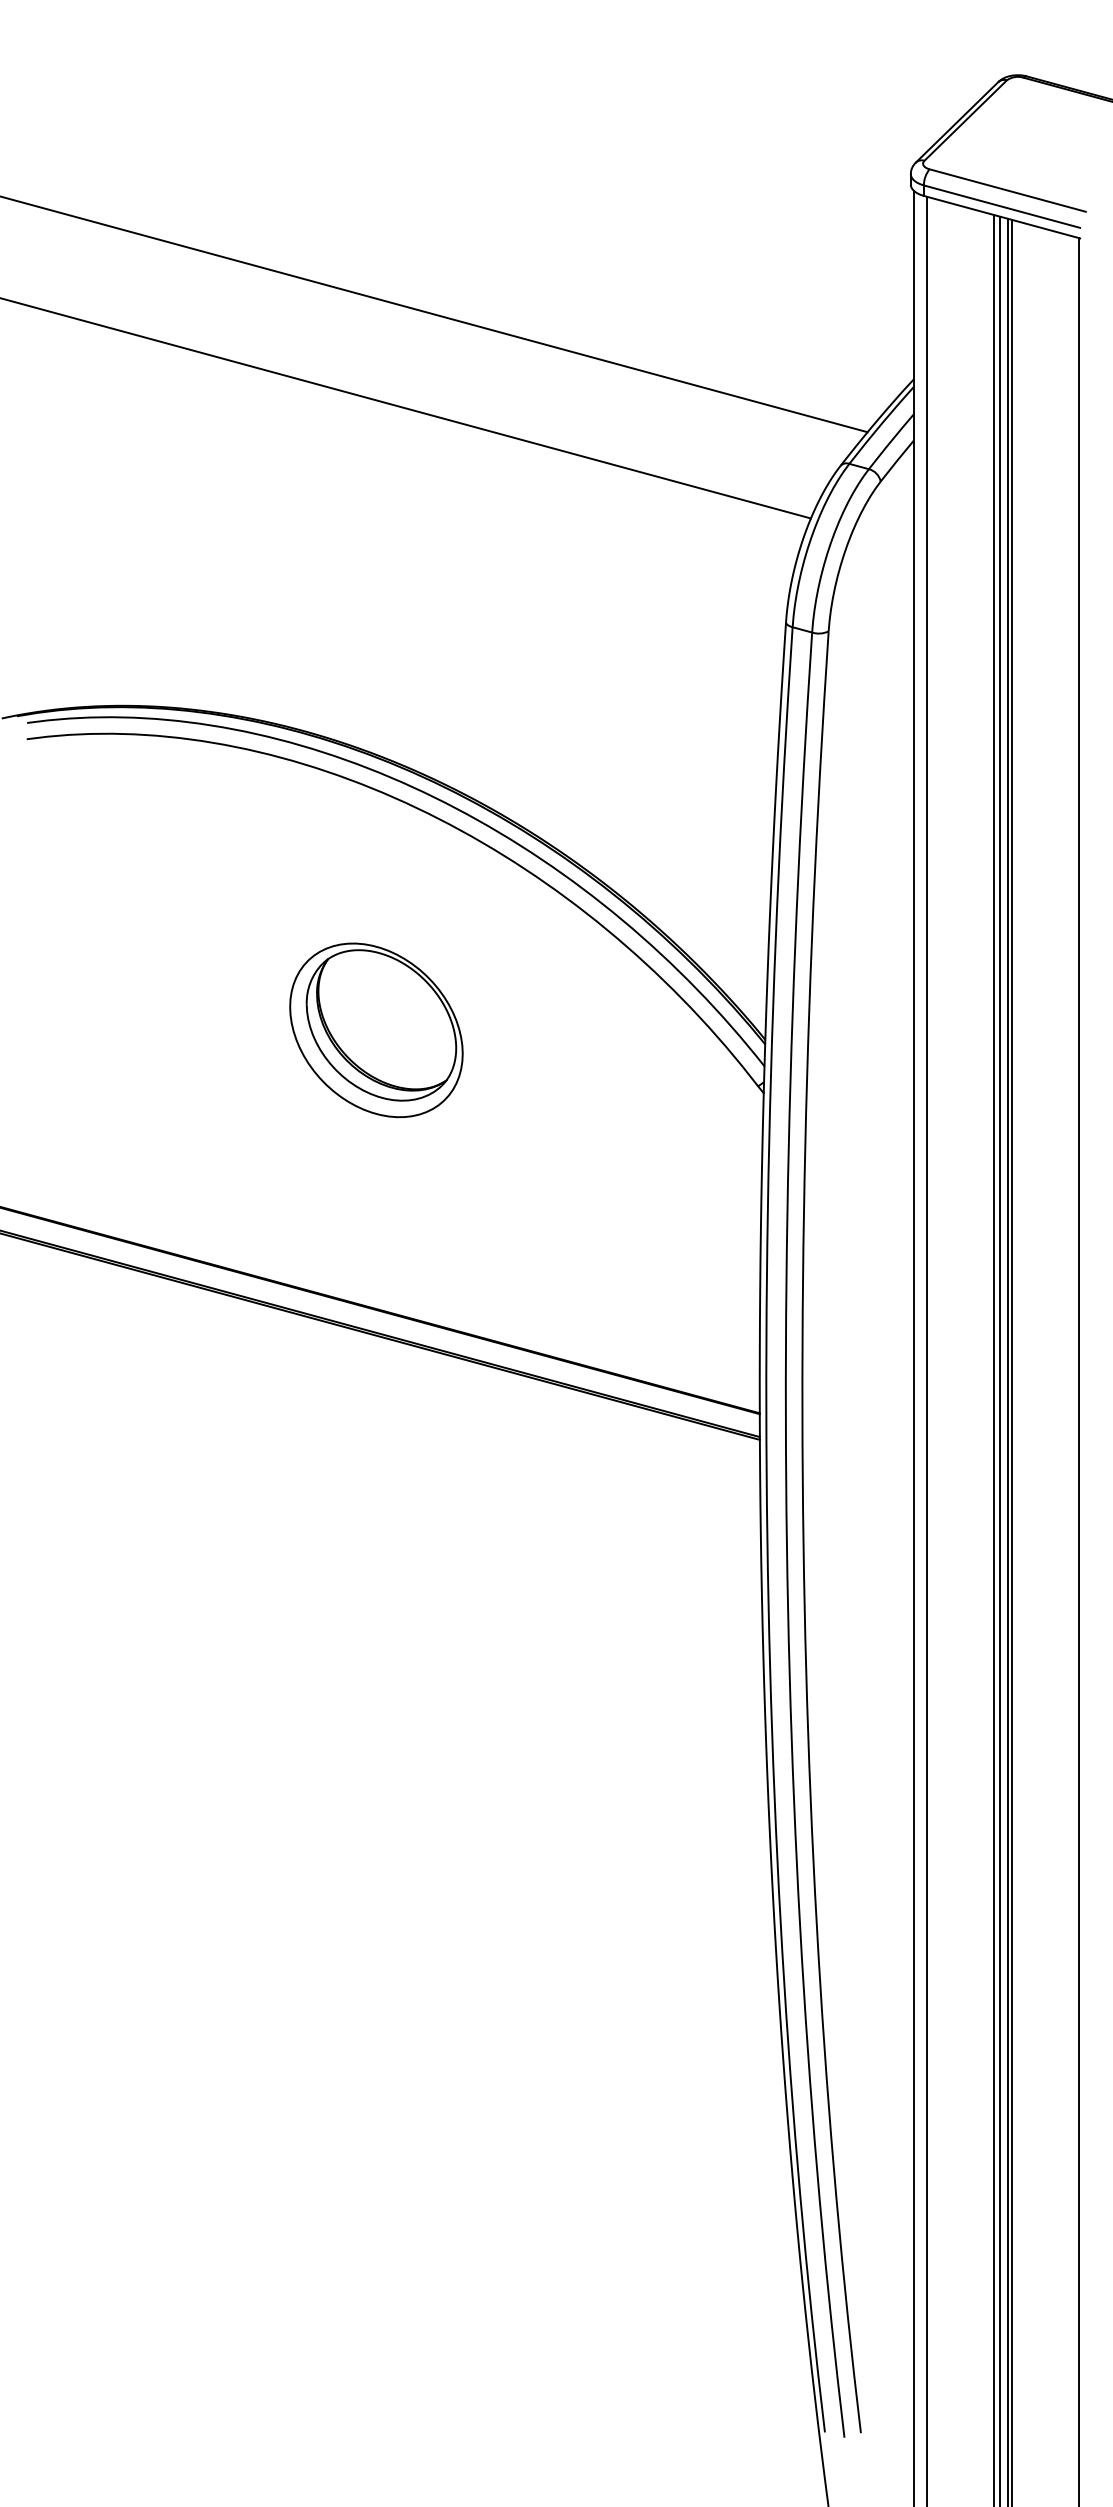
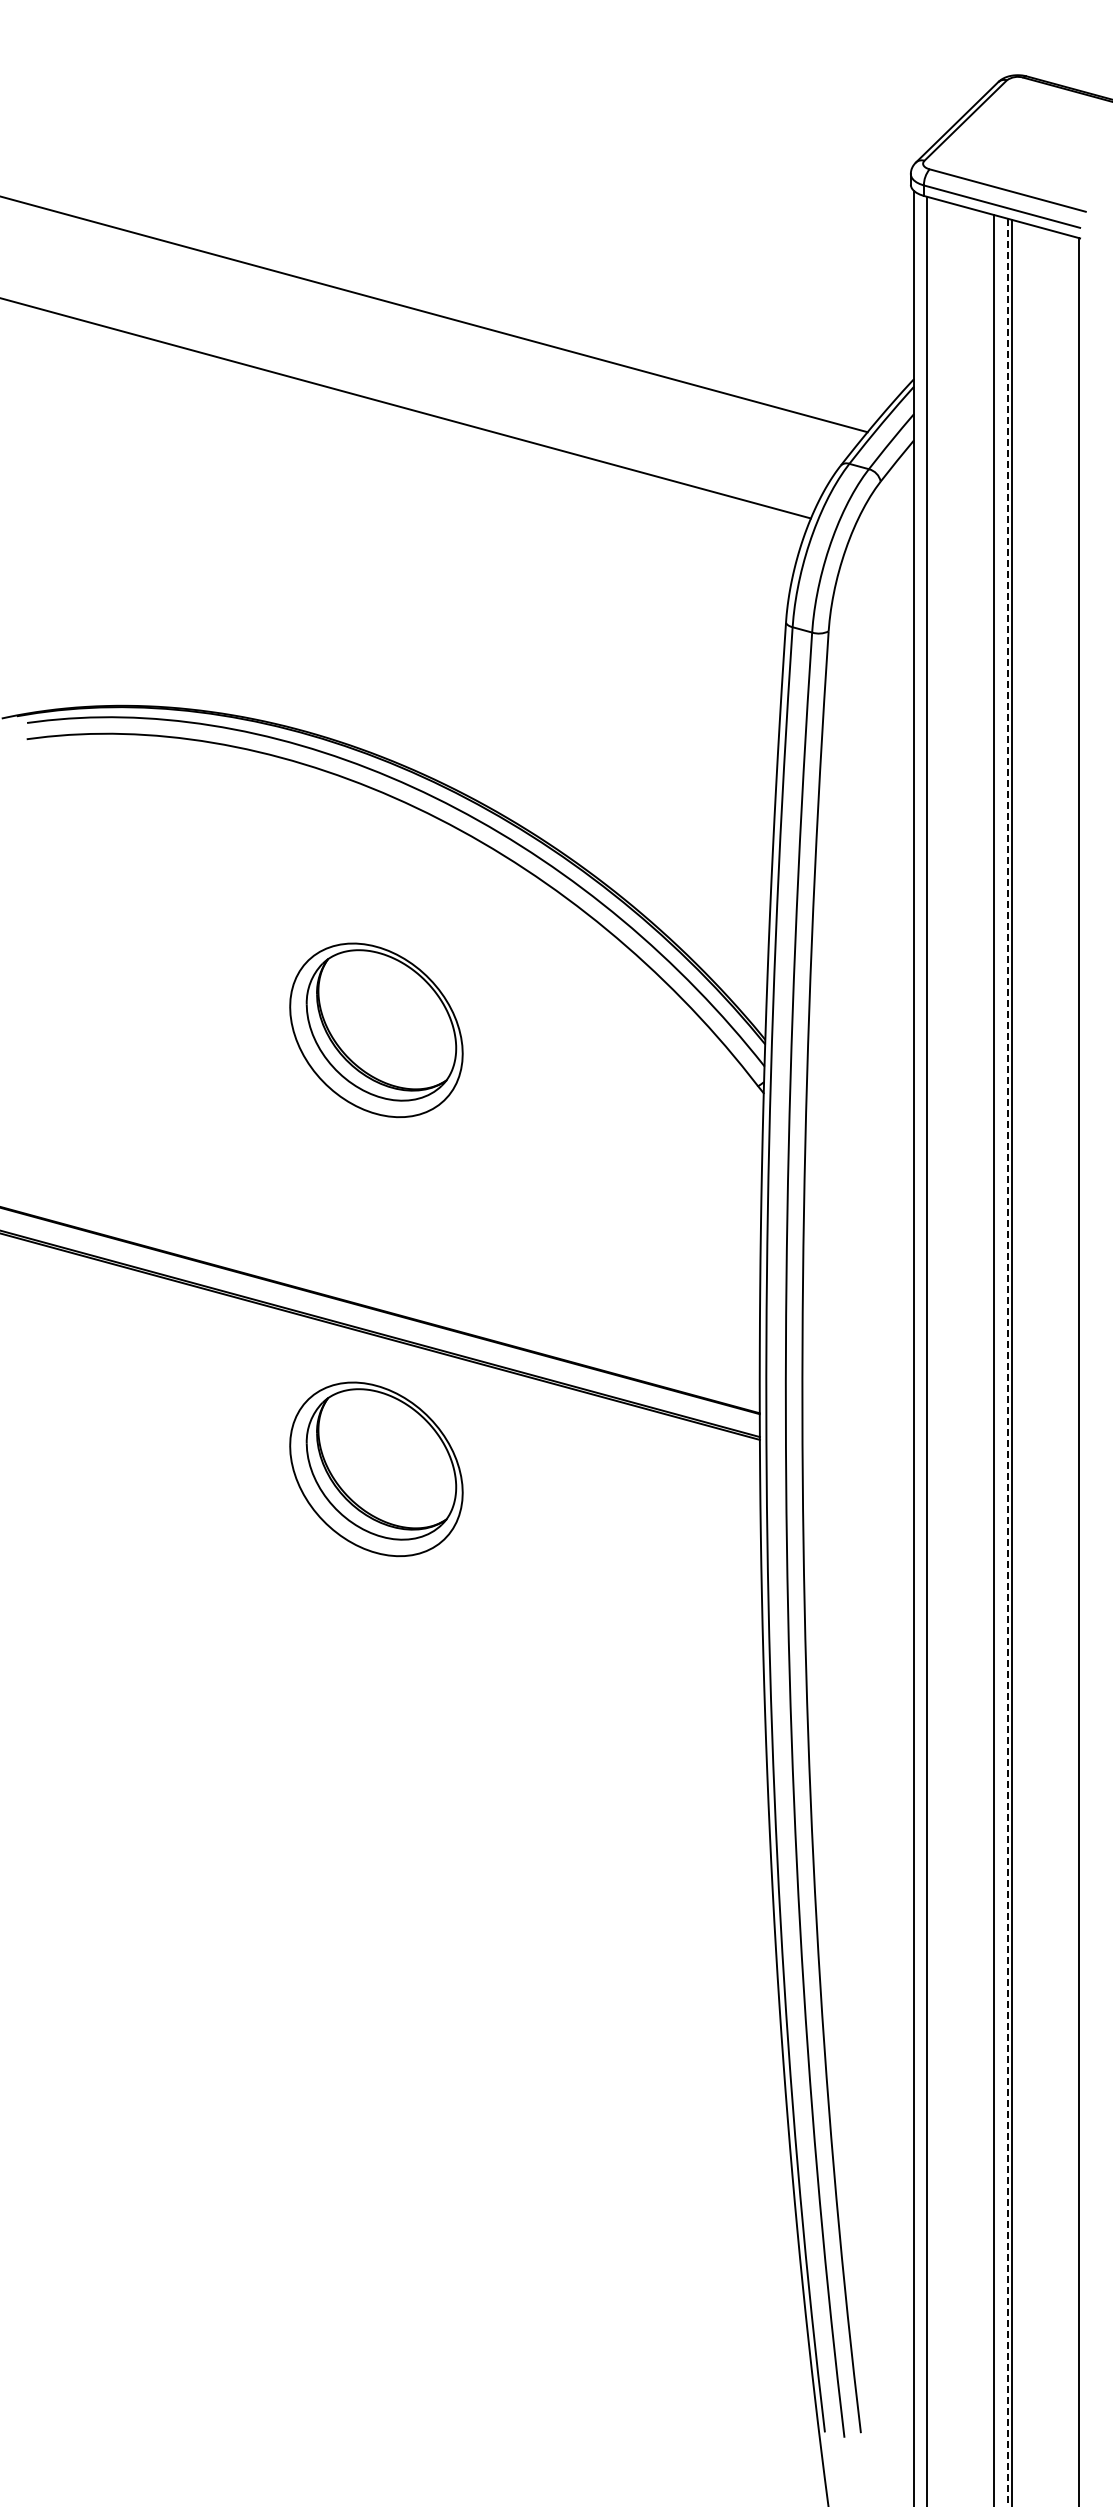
line: present -> none (999, 1359)
line: solid -> dashed (1007, 1362)
part: none -> present (376, 1469)
